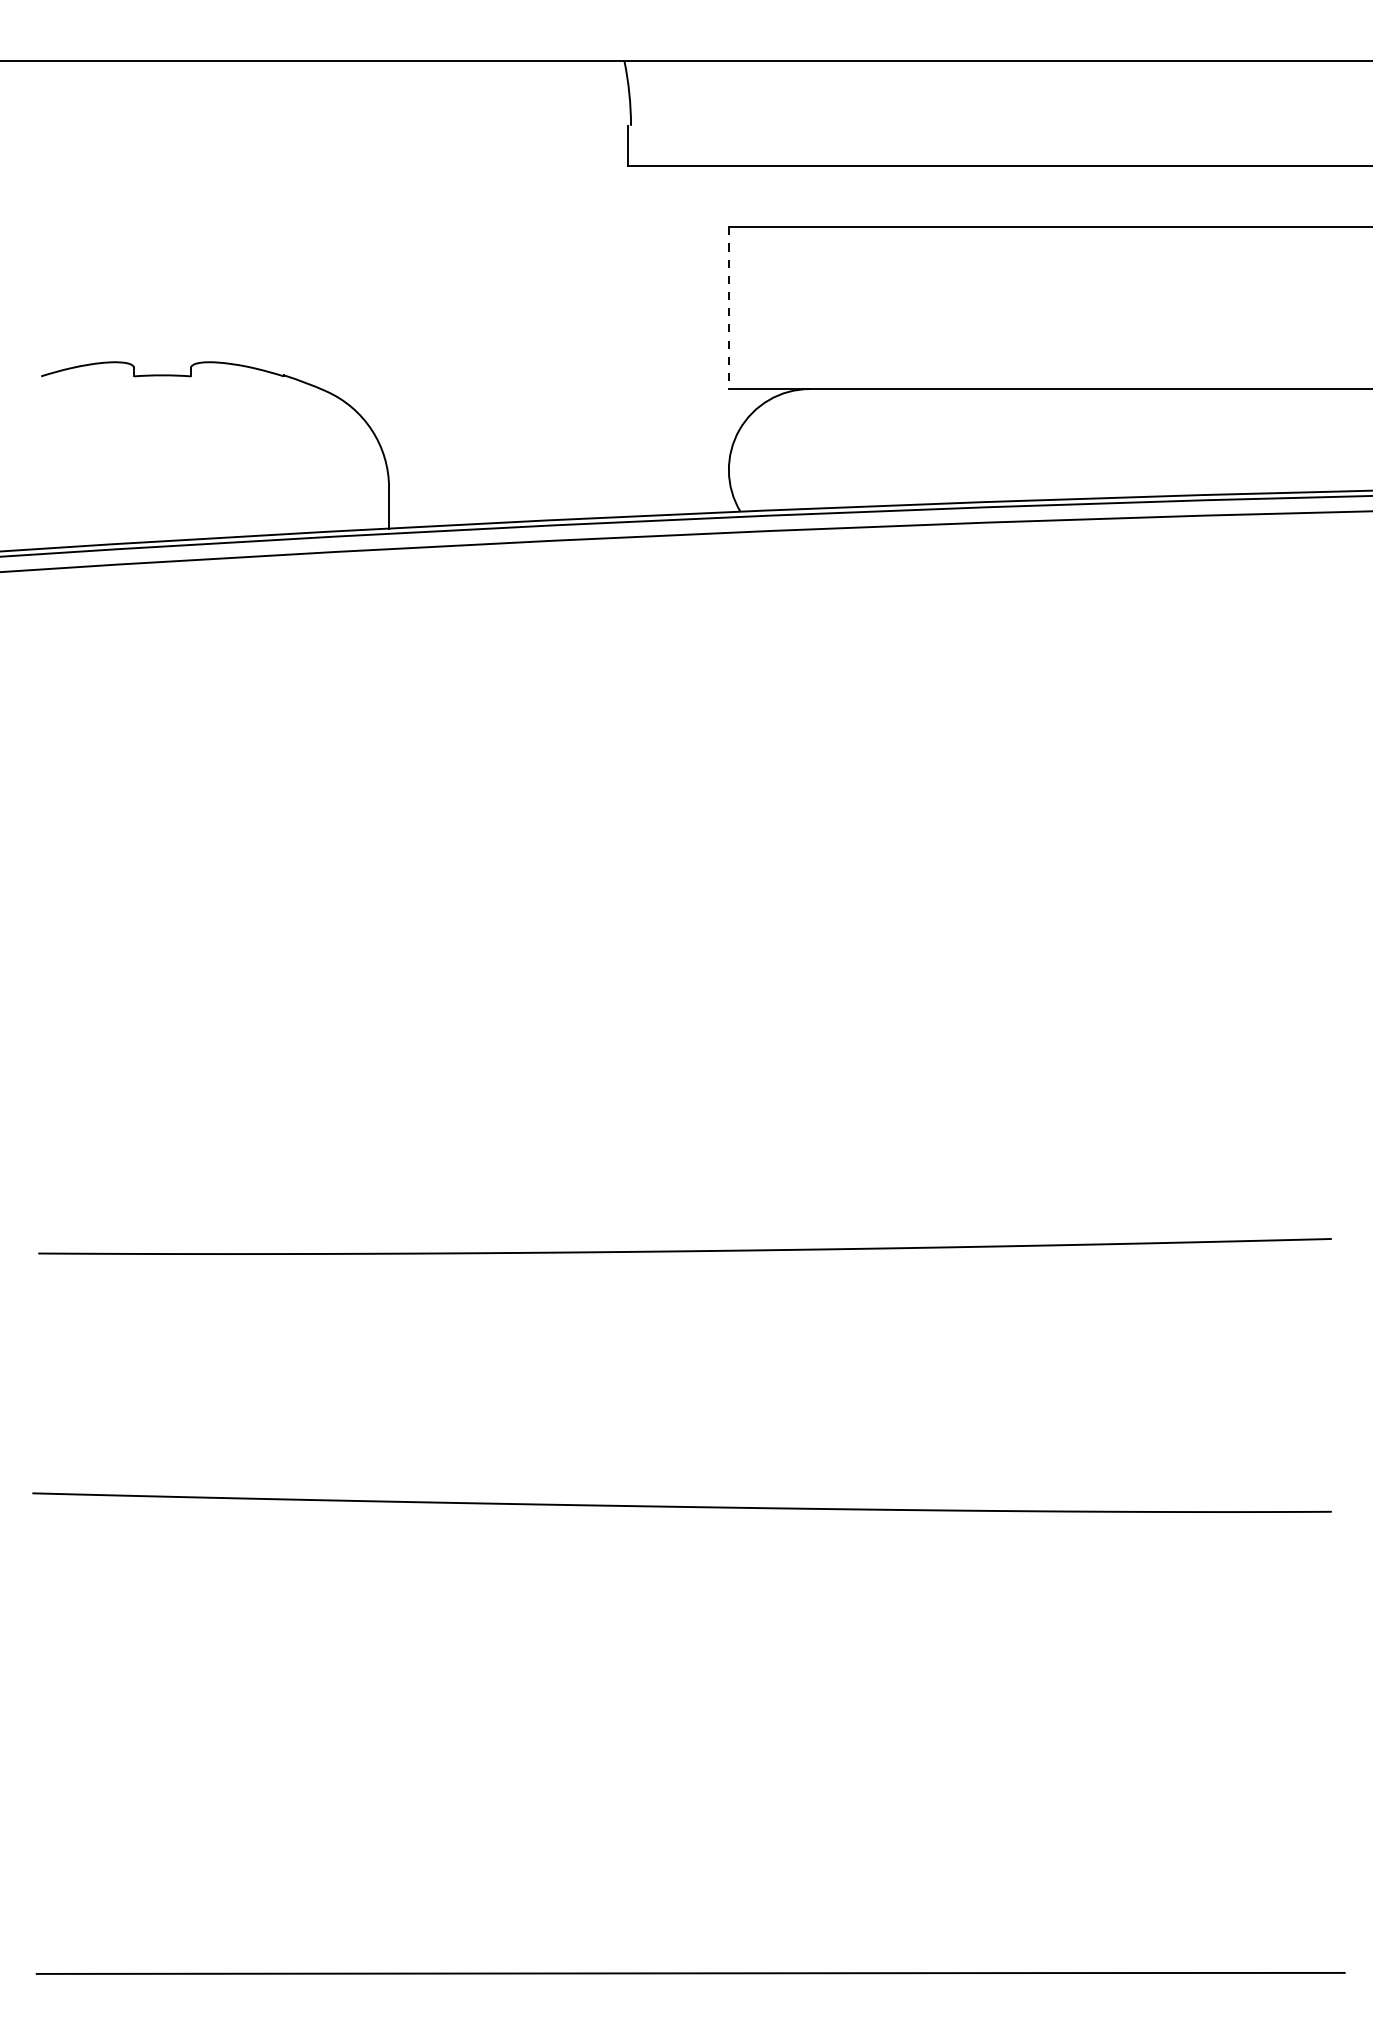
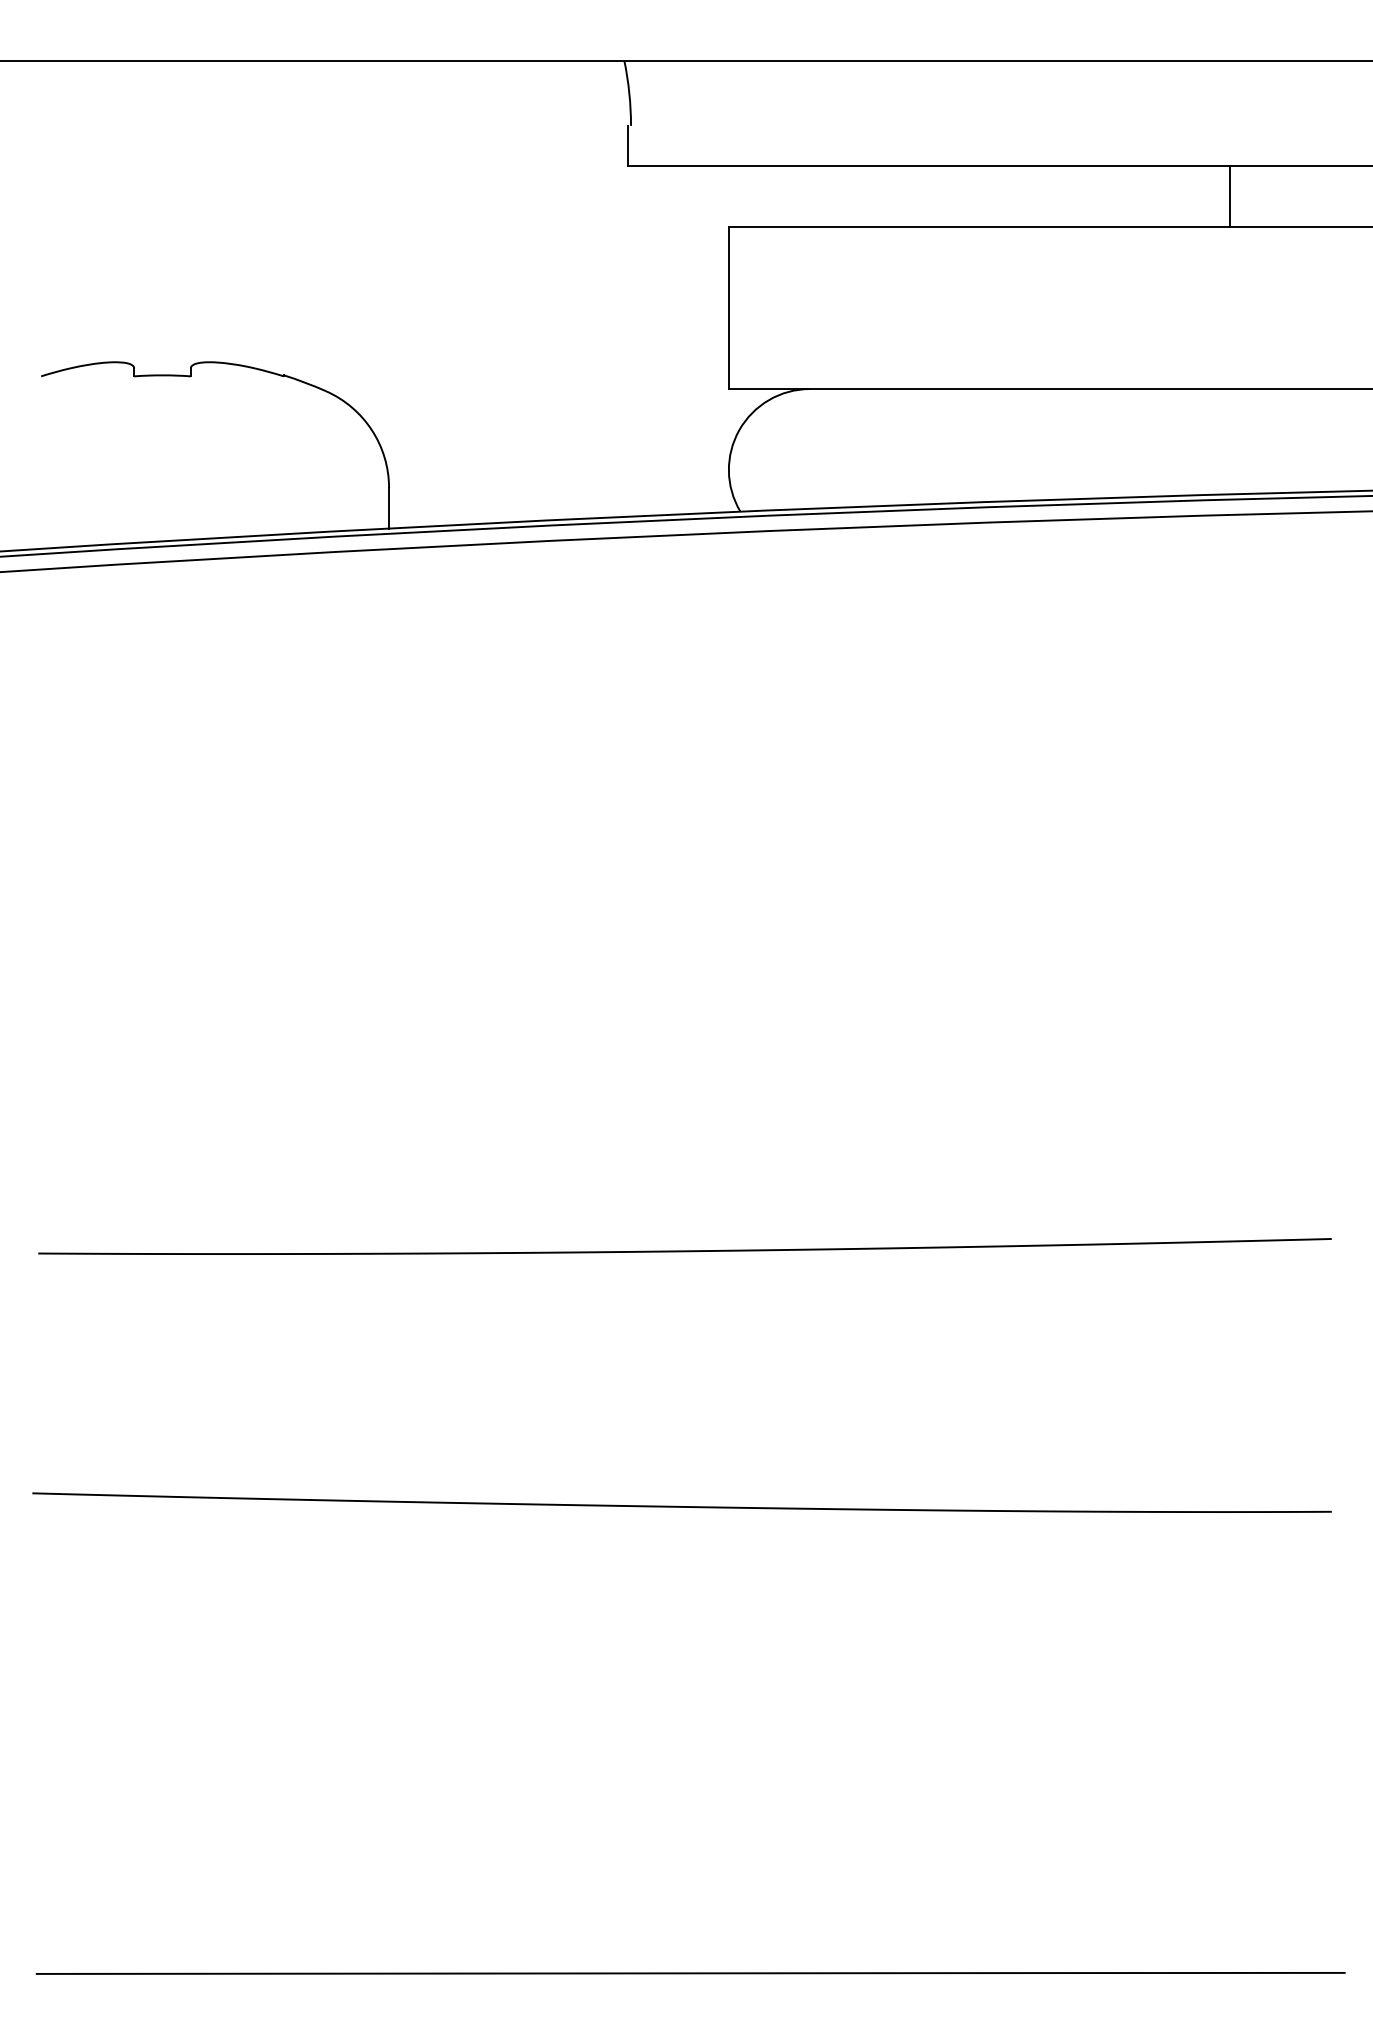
line: none -> present (1229, 196)
line: dashed -> solid (728, 308)
